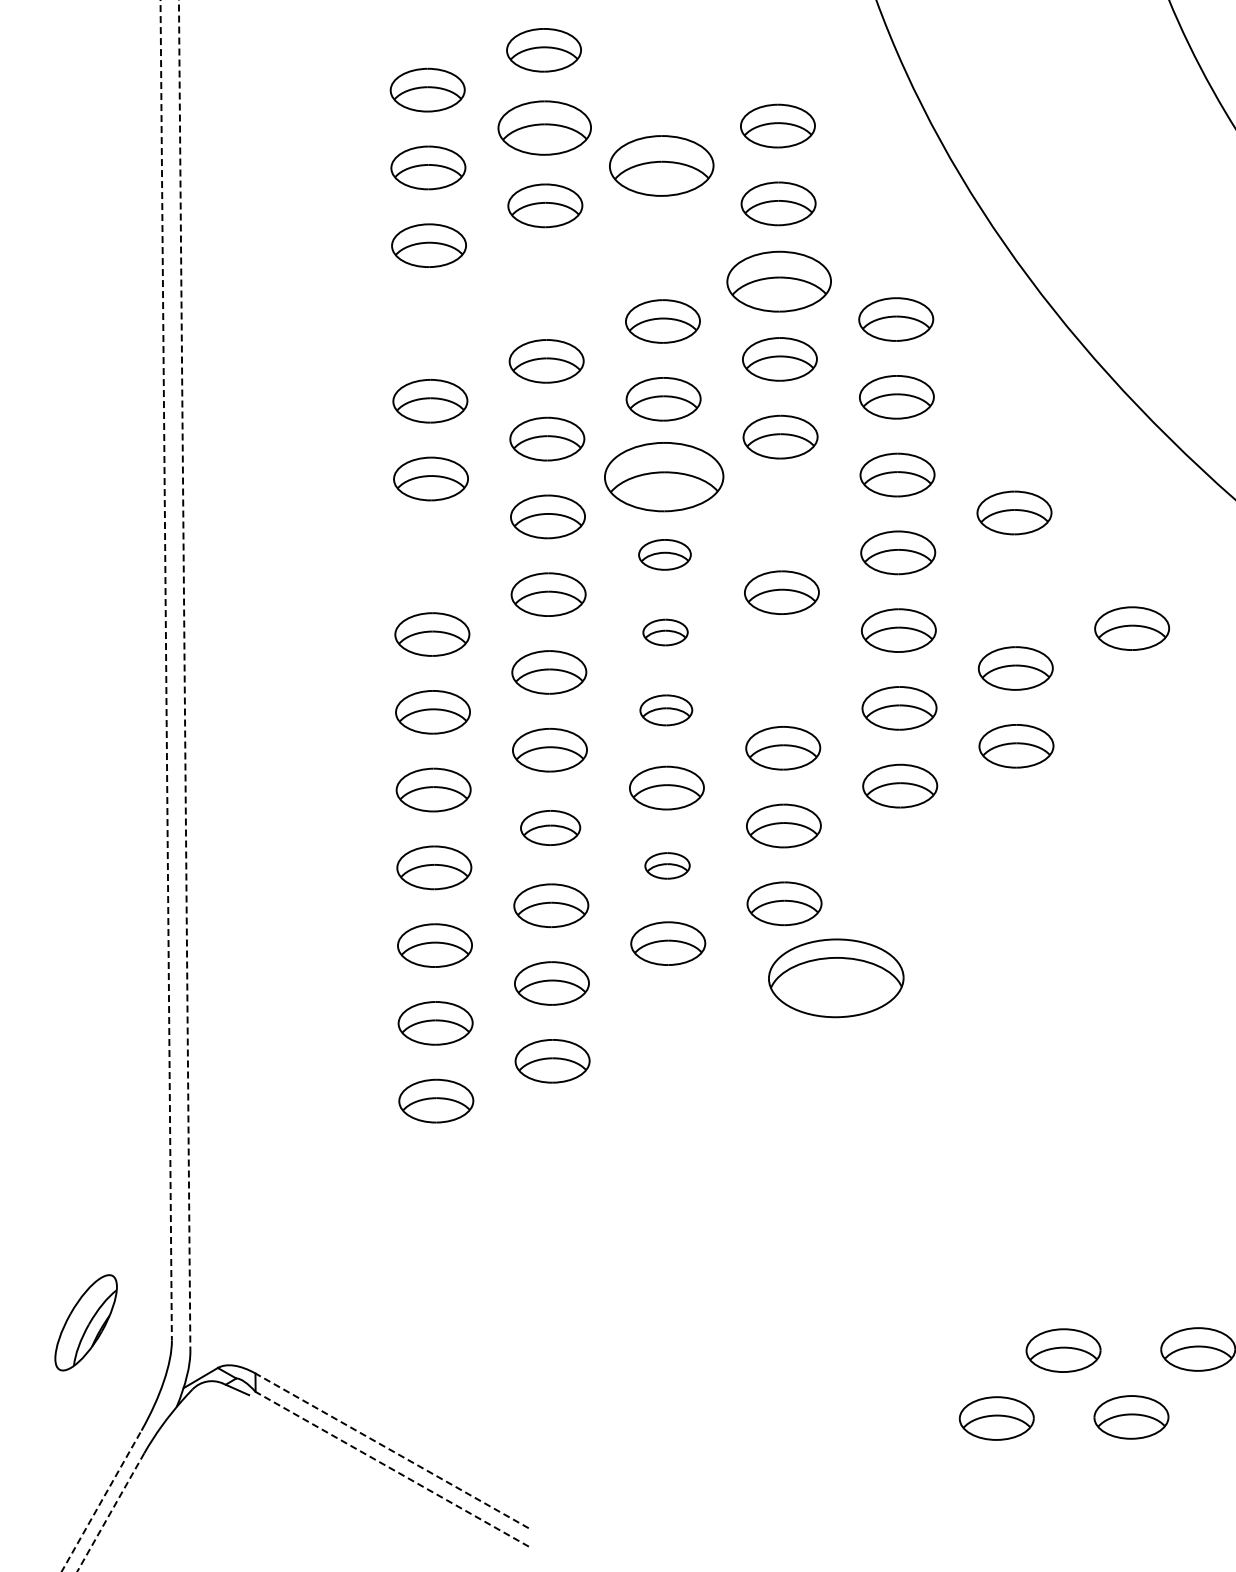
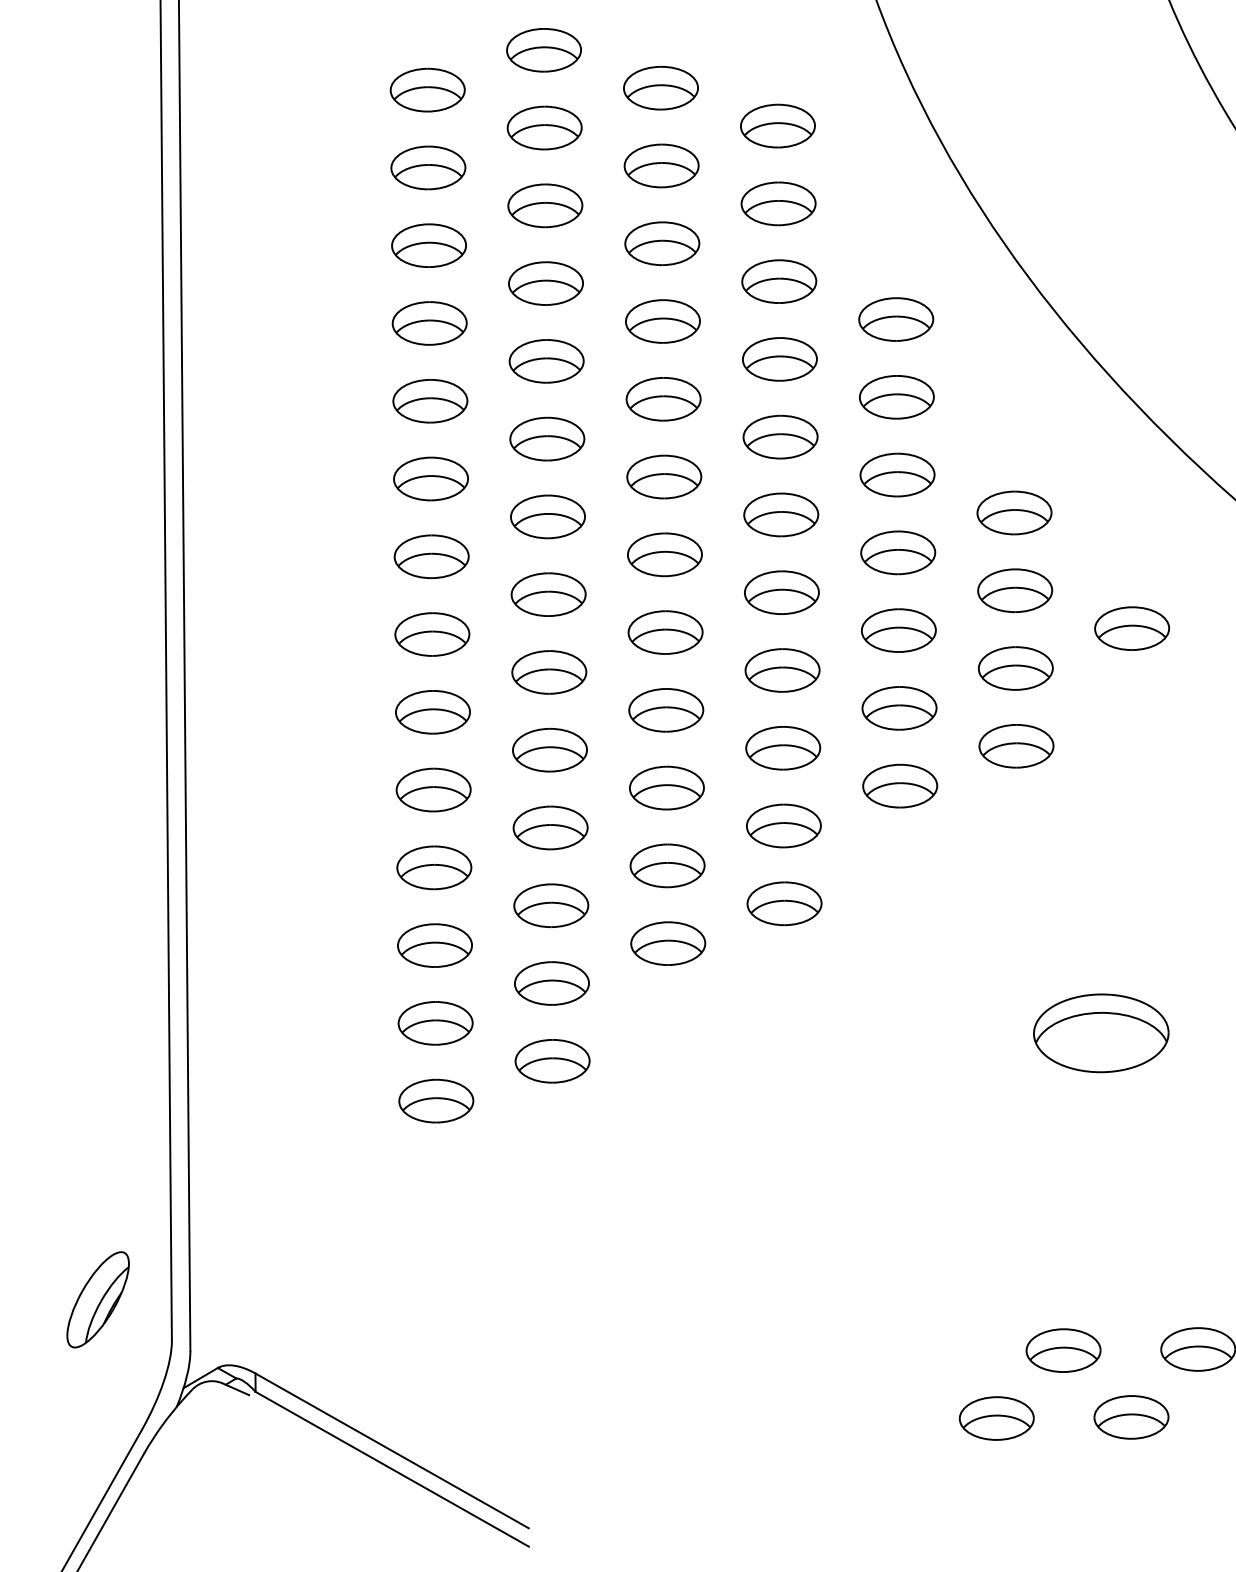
part: none -> present (660, 88)
part size: 95x56 px -> 77x46 px (544, 127)
part size: 106x62 px -> 77x46 px (661, 165)
part: none -> present (662, 243)
part size: 106x63 px -> 77x45 px (779, 281)
part: none -> present (545, 283)
part: none -> present (429, 323)
part size: 121x71 px -> 77x46 px (664, 476)
part: none -> present (781, 514)
part size: 54x32 px -> 76x46 px (664, 554)
part: none -> present (431, 556)
part: none -> present (1015, 590)
part size: 47x29 px -> 77x45 px (665, 632)
line: dashed -> solid (166, 670)
part: none -> present (782, 670)
line: dashed -> solid (184, 676)
part size: 55x33 px -> 77x45 px (666, 710)
part size: 62x36 px -> 77x46 px (550, 827)
part size: 47x28 px -> 77x46 px (667, 865)
part position: (836, 978) -> (1101, 1033) (1101, 1033)
part position: (85, 1322) -> (97, 1299) (97, 1299)
line: dashed -> solid (391, 1450)
line: dashed -> solid (391, 1469)
line: dashed -> solid (101, 1500)
line: dashed -> solid (110, 1513)
